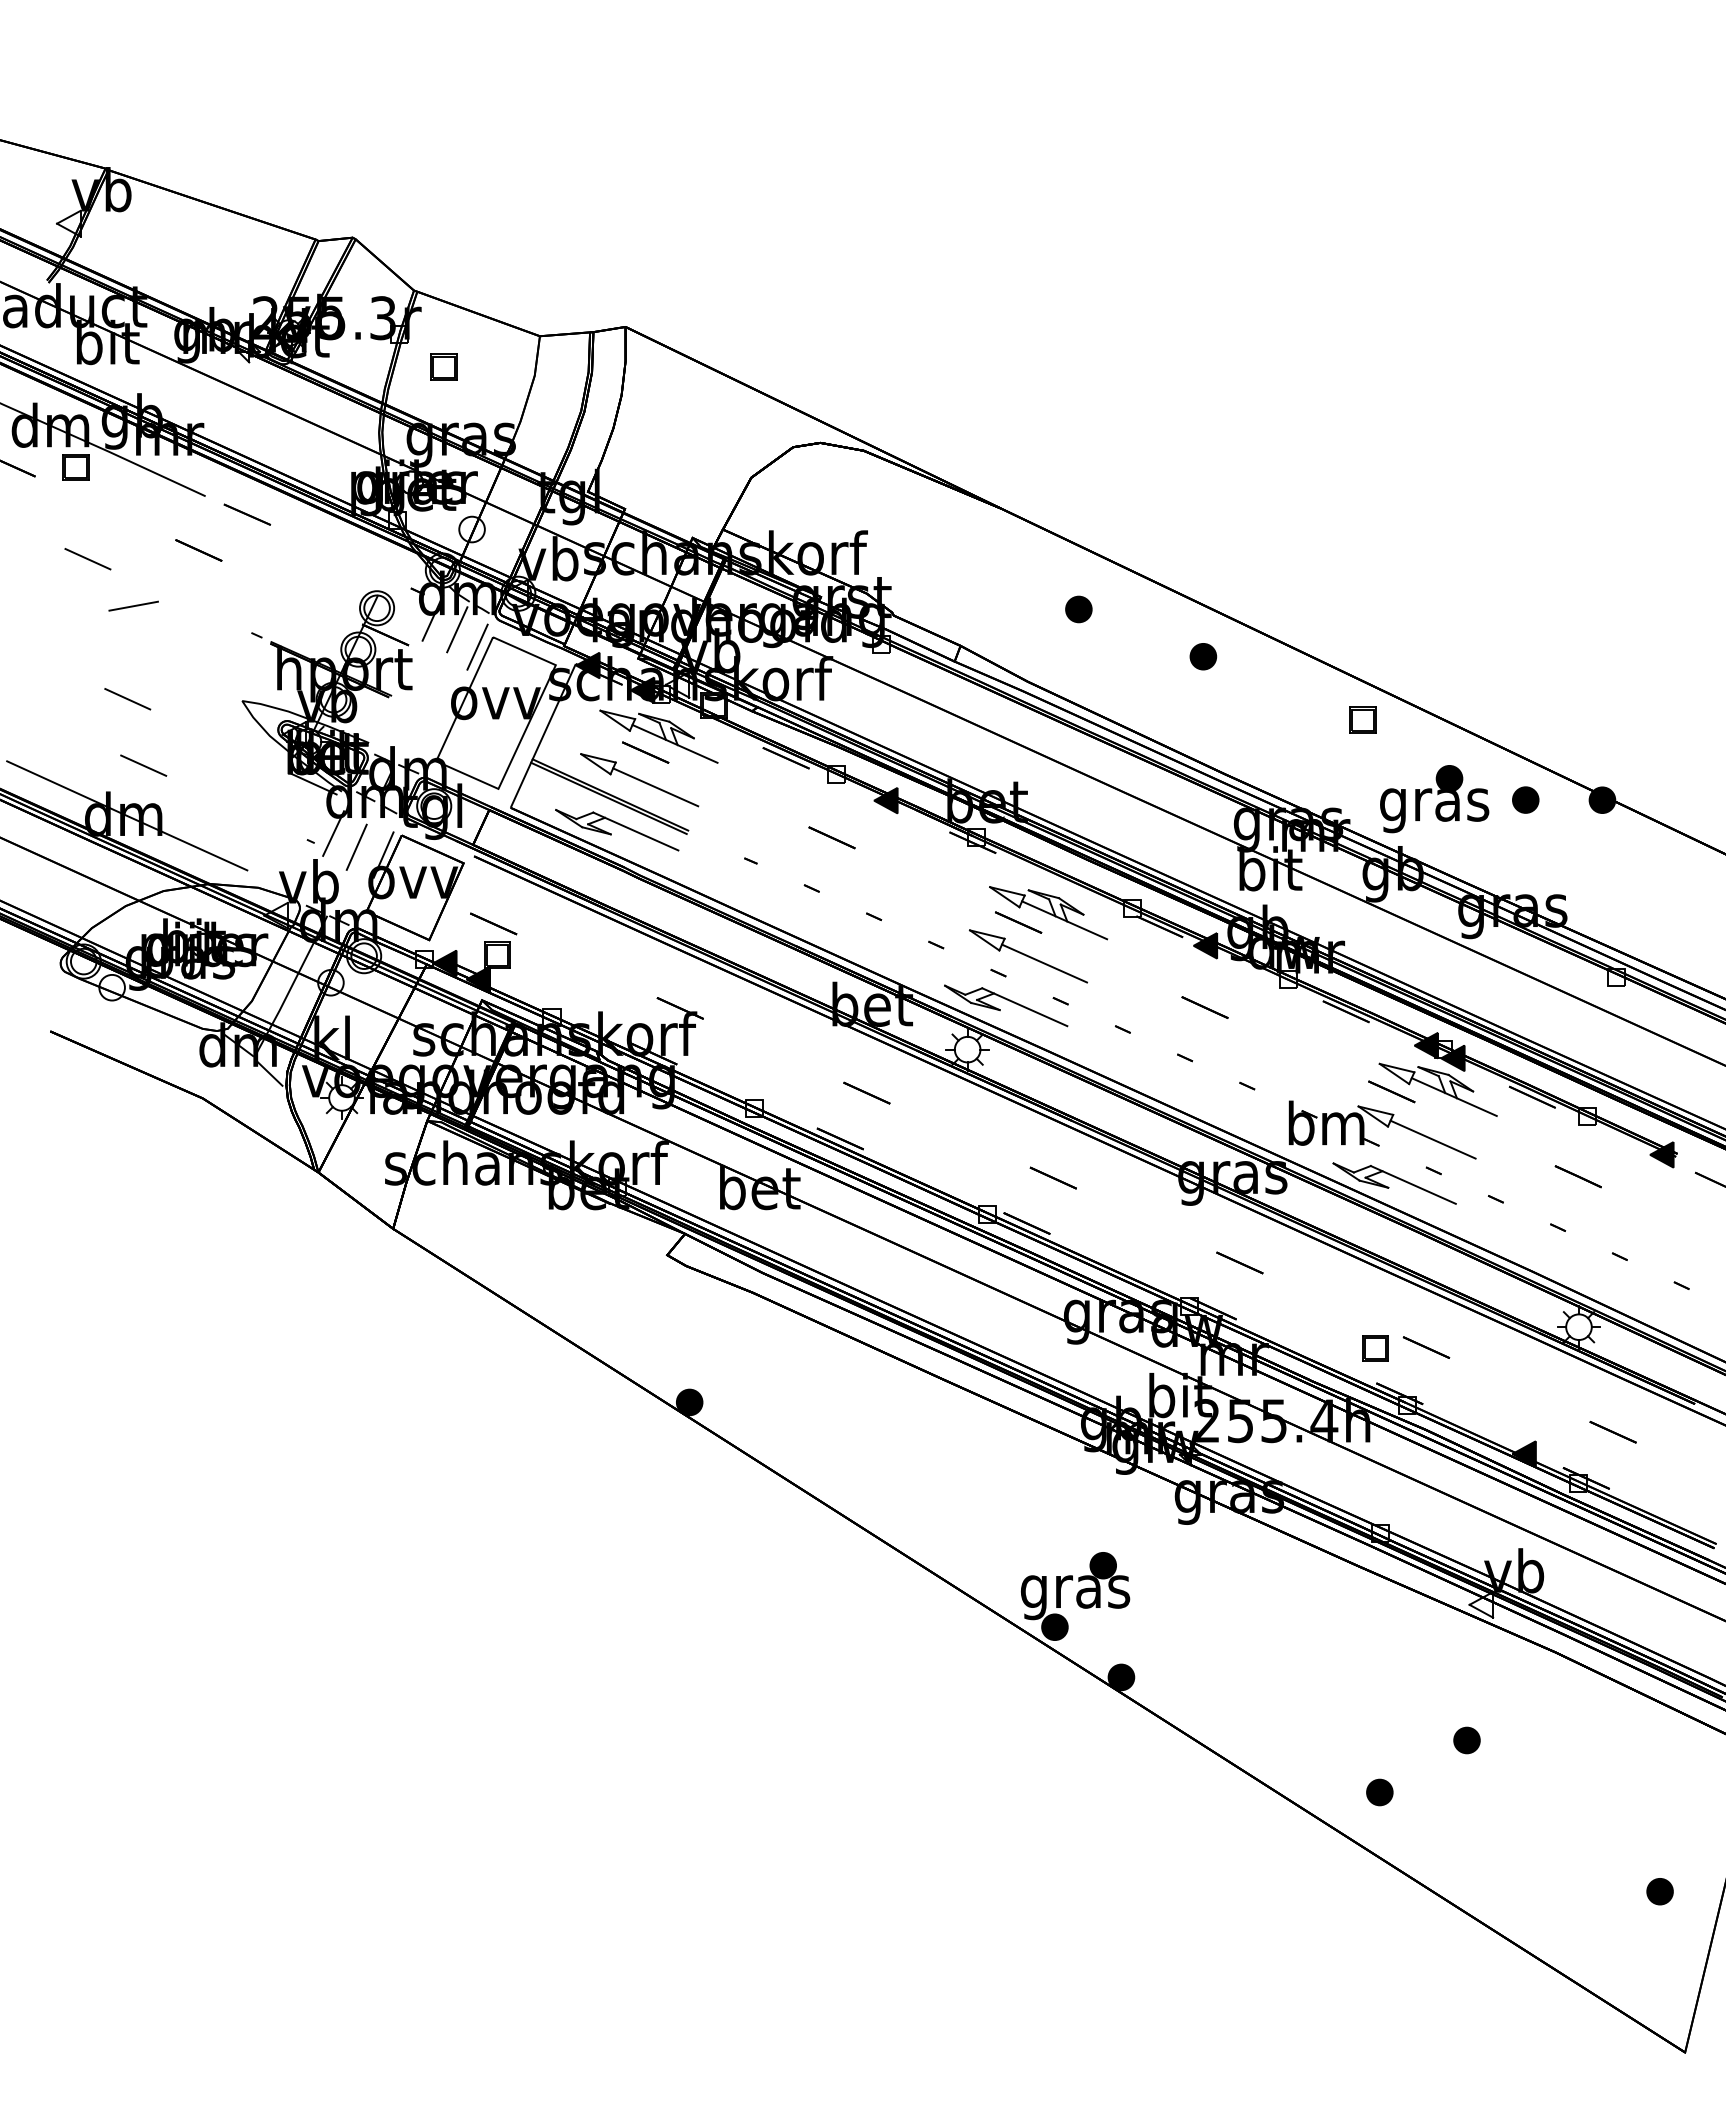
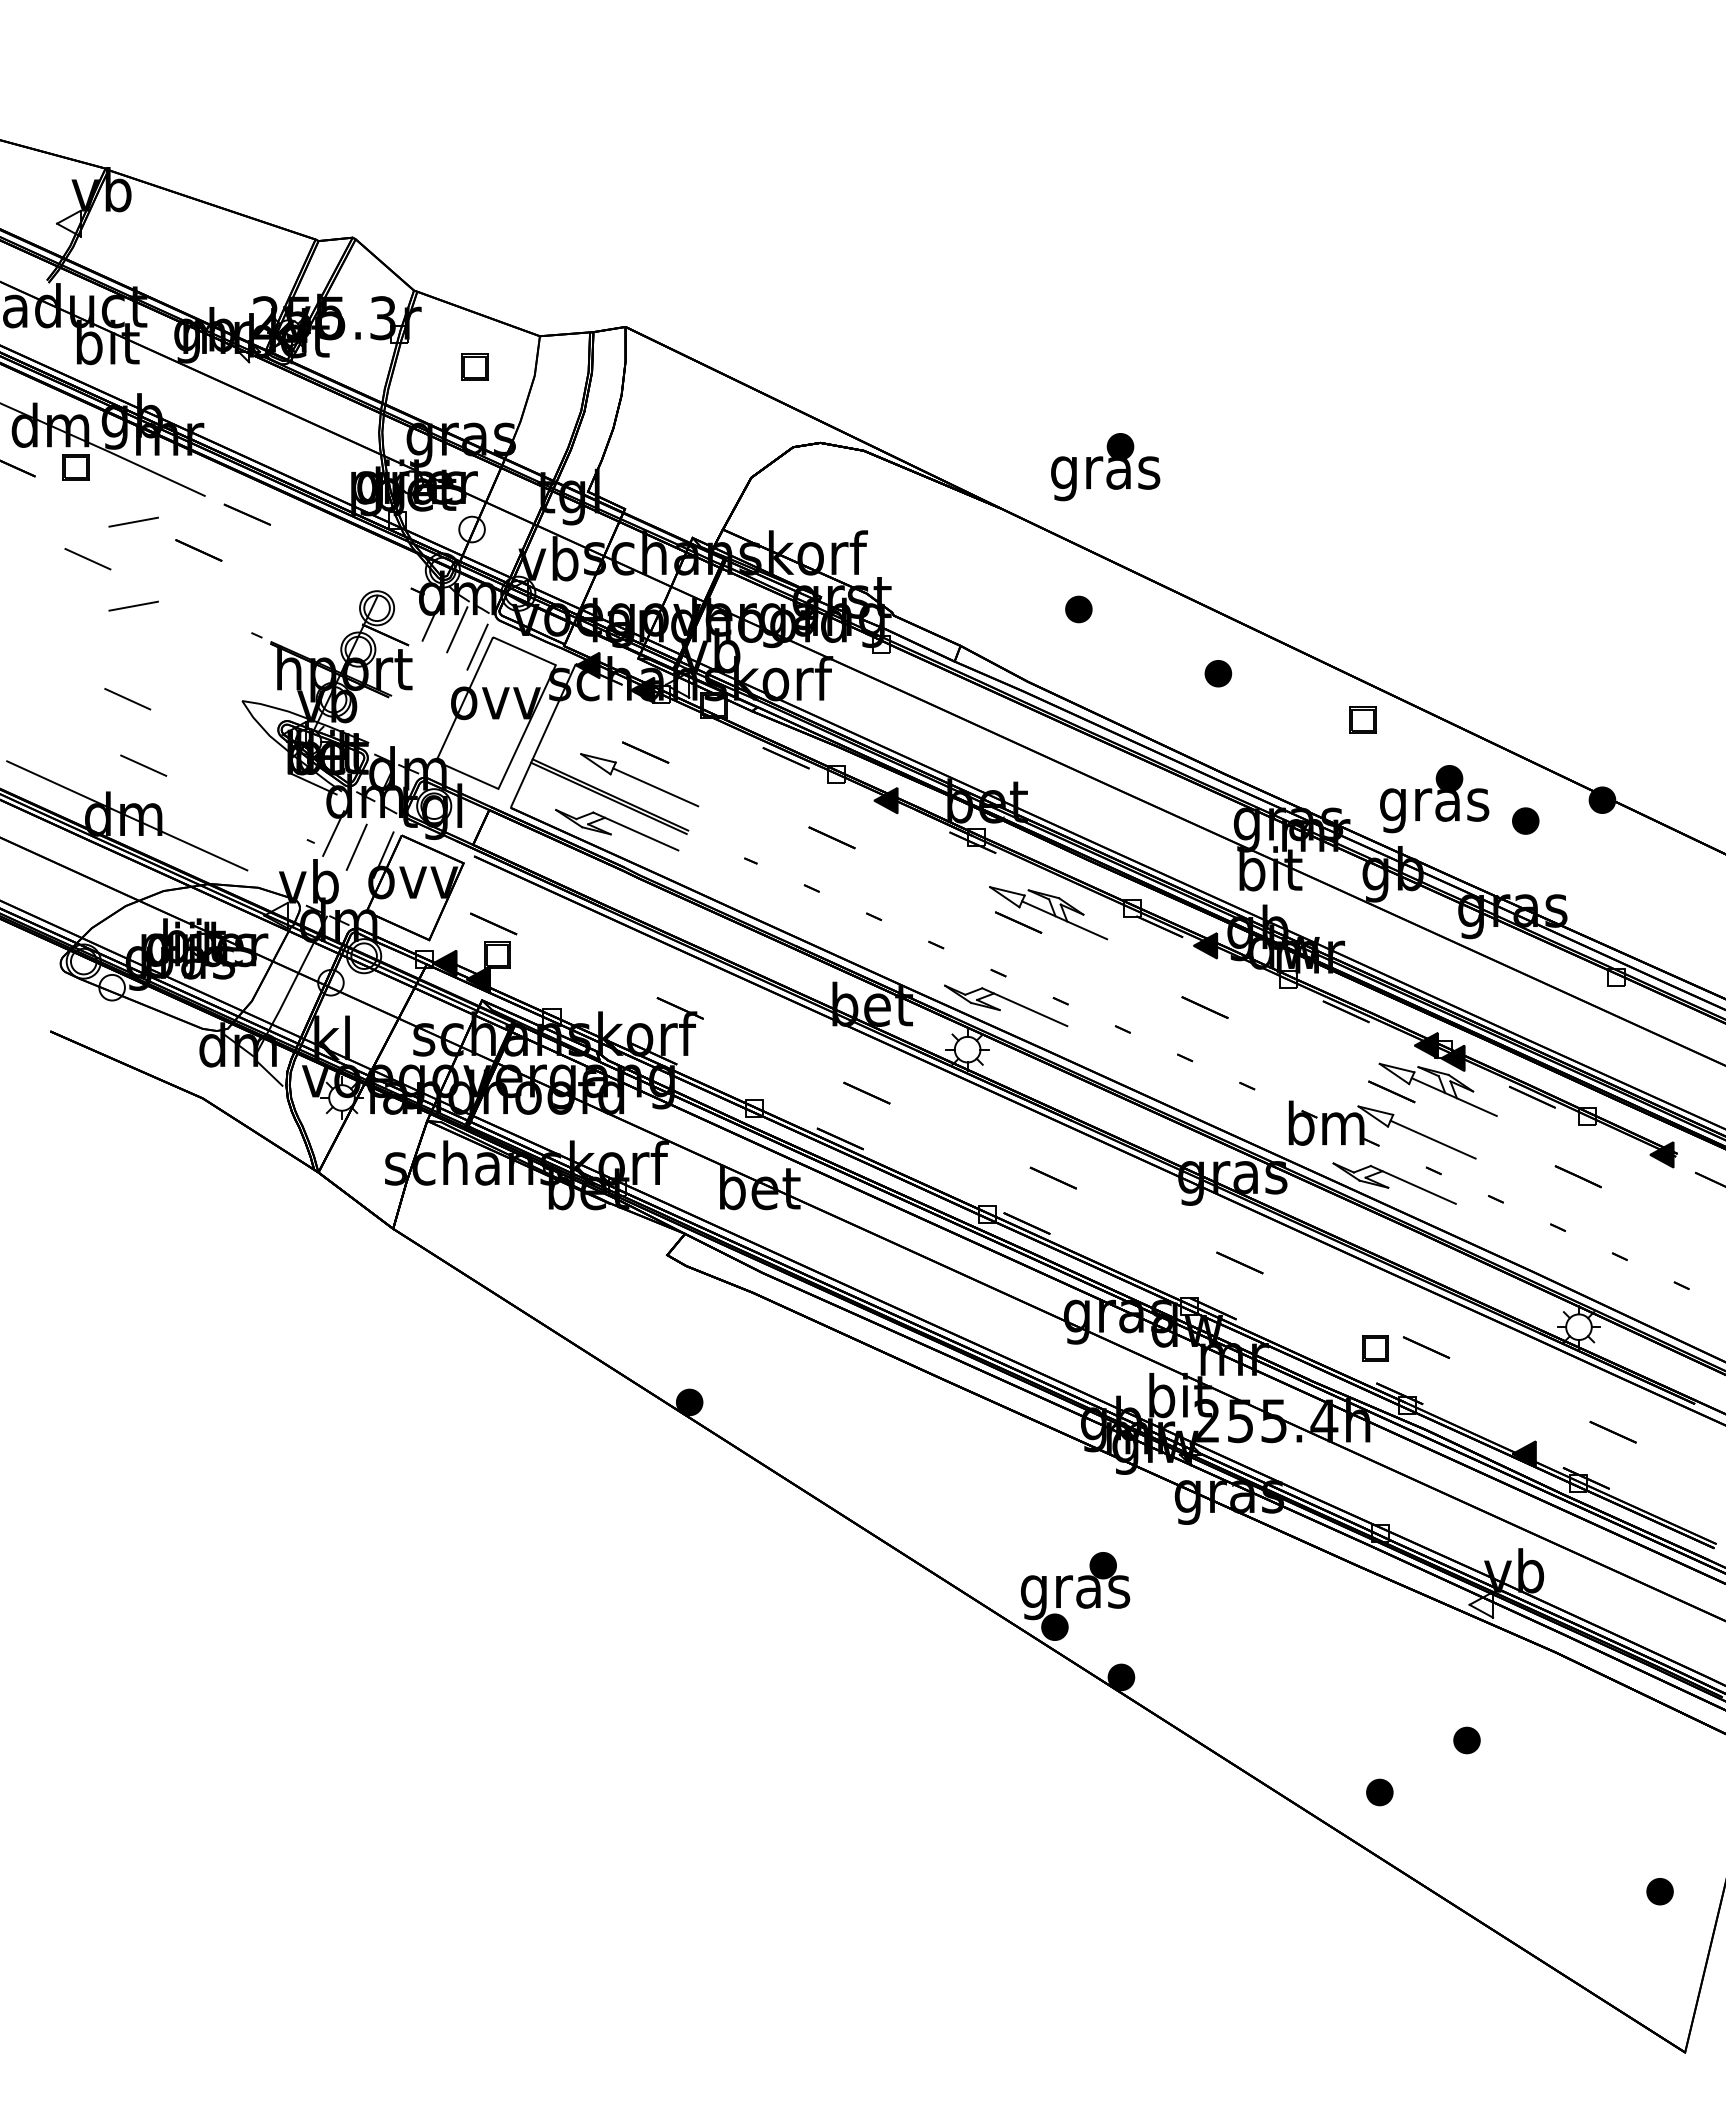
part position: (443, 366) -> (474, 366) (474, 366)
part: none -> present (1105, 467)
line: none -> present (133, 521)
part position: (1203, 656) -> (1218, 673) (1218, 673)
part: present -> none (658, 736)
part position: (1525, 799) -> (1525, 820) (1525, 820)
part: present -> none (1028, 956)
